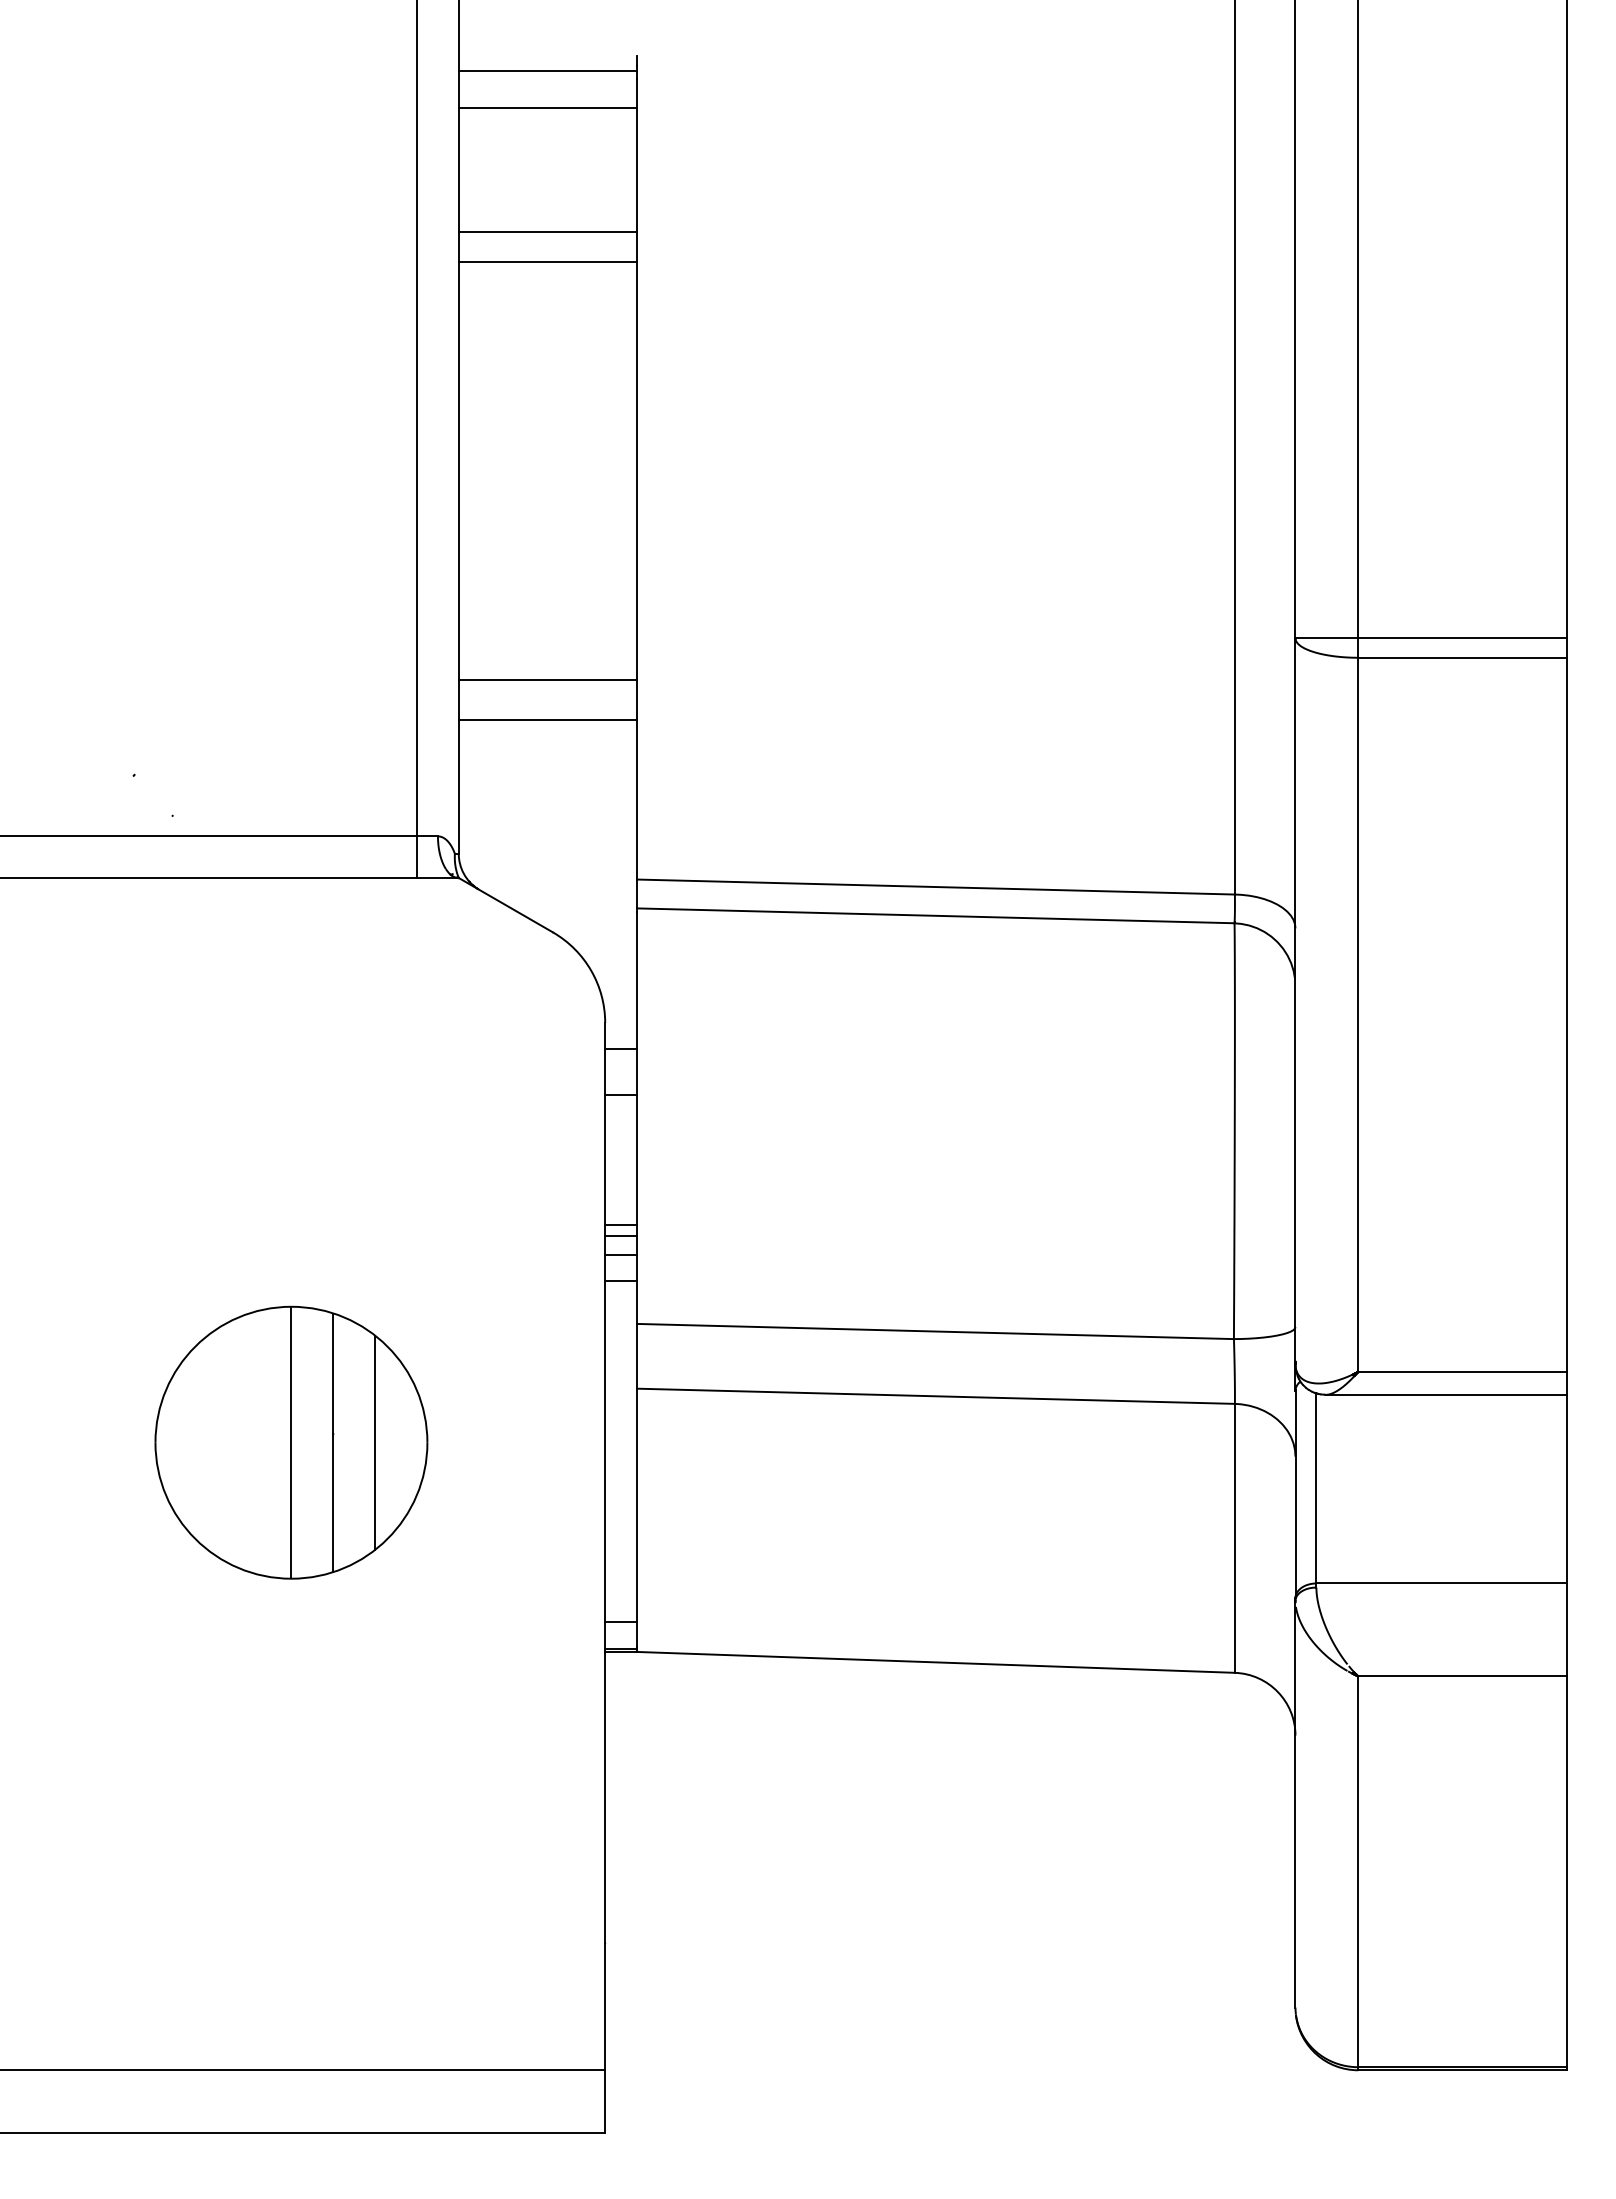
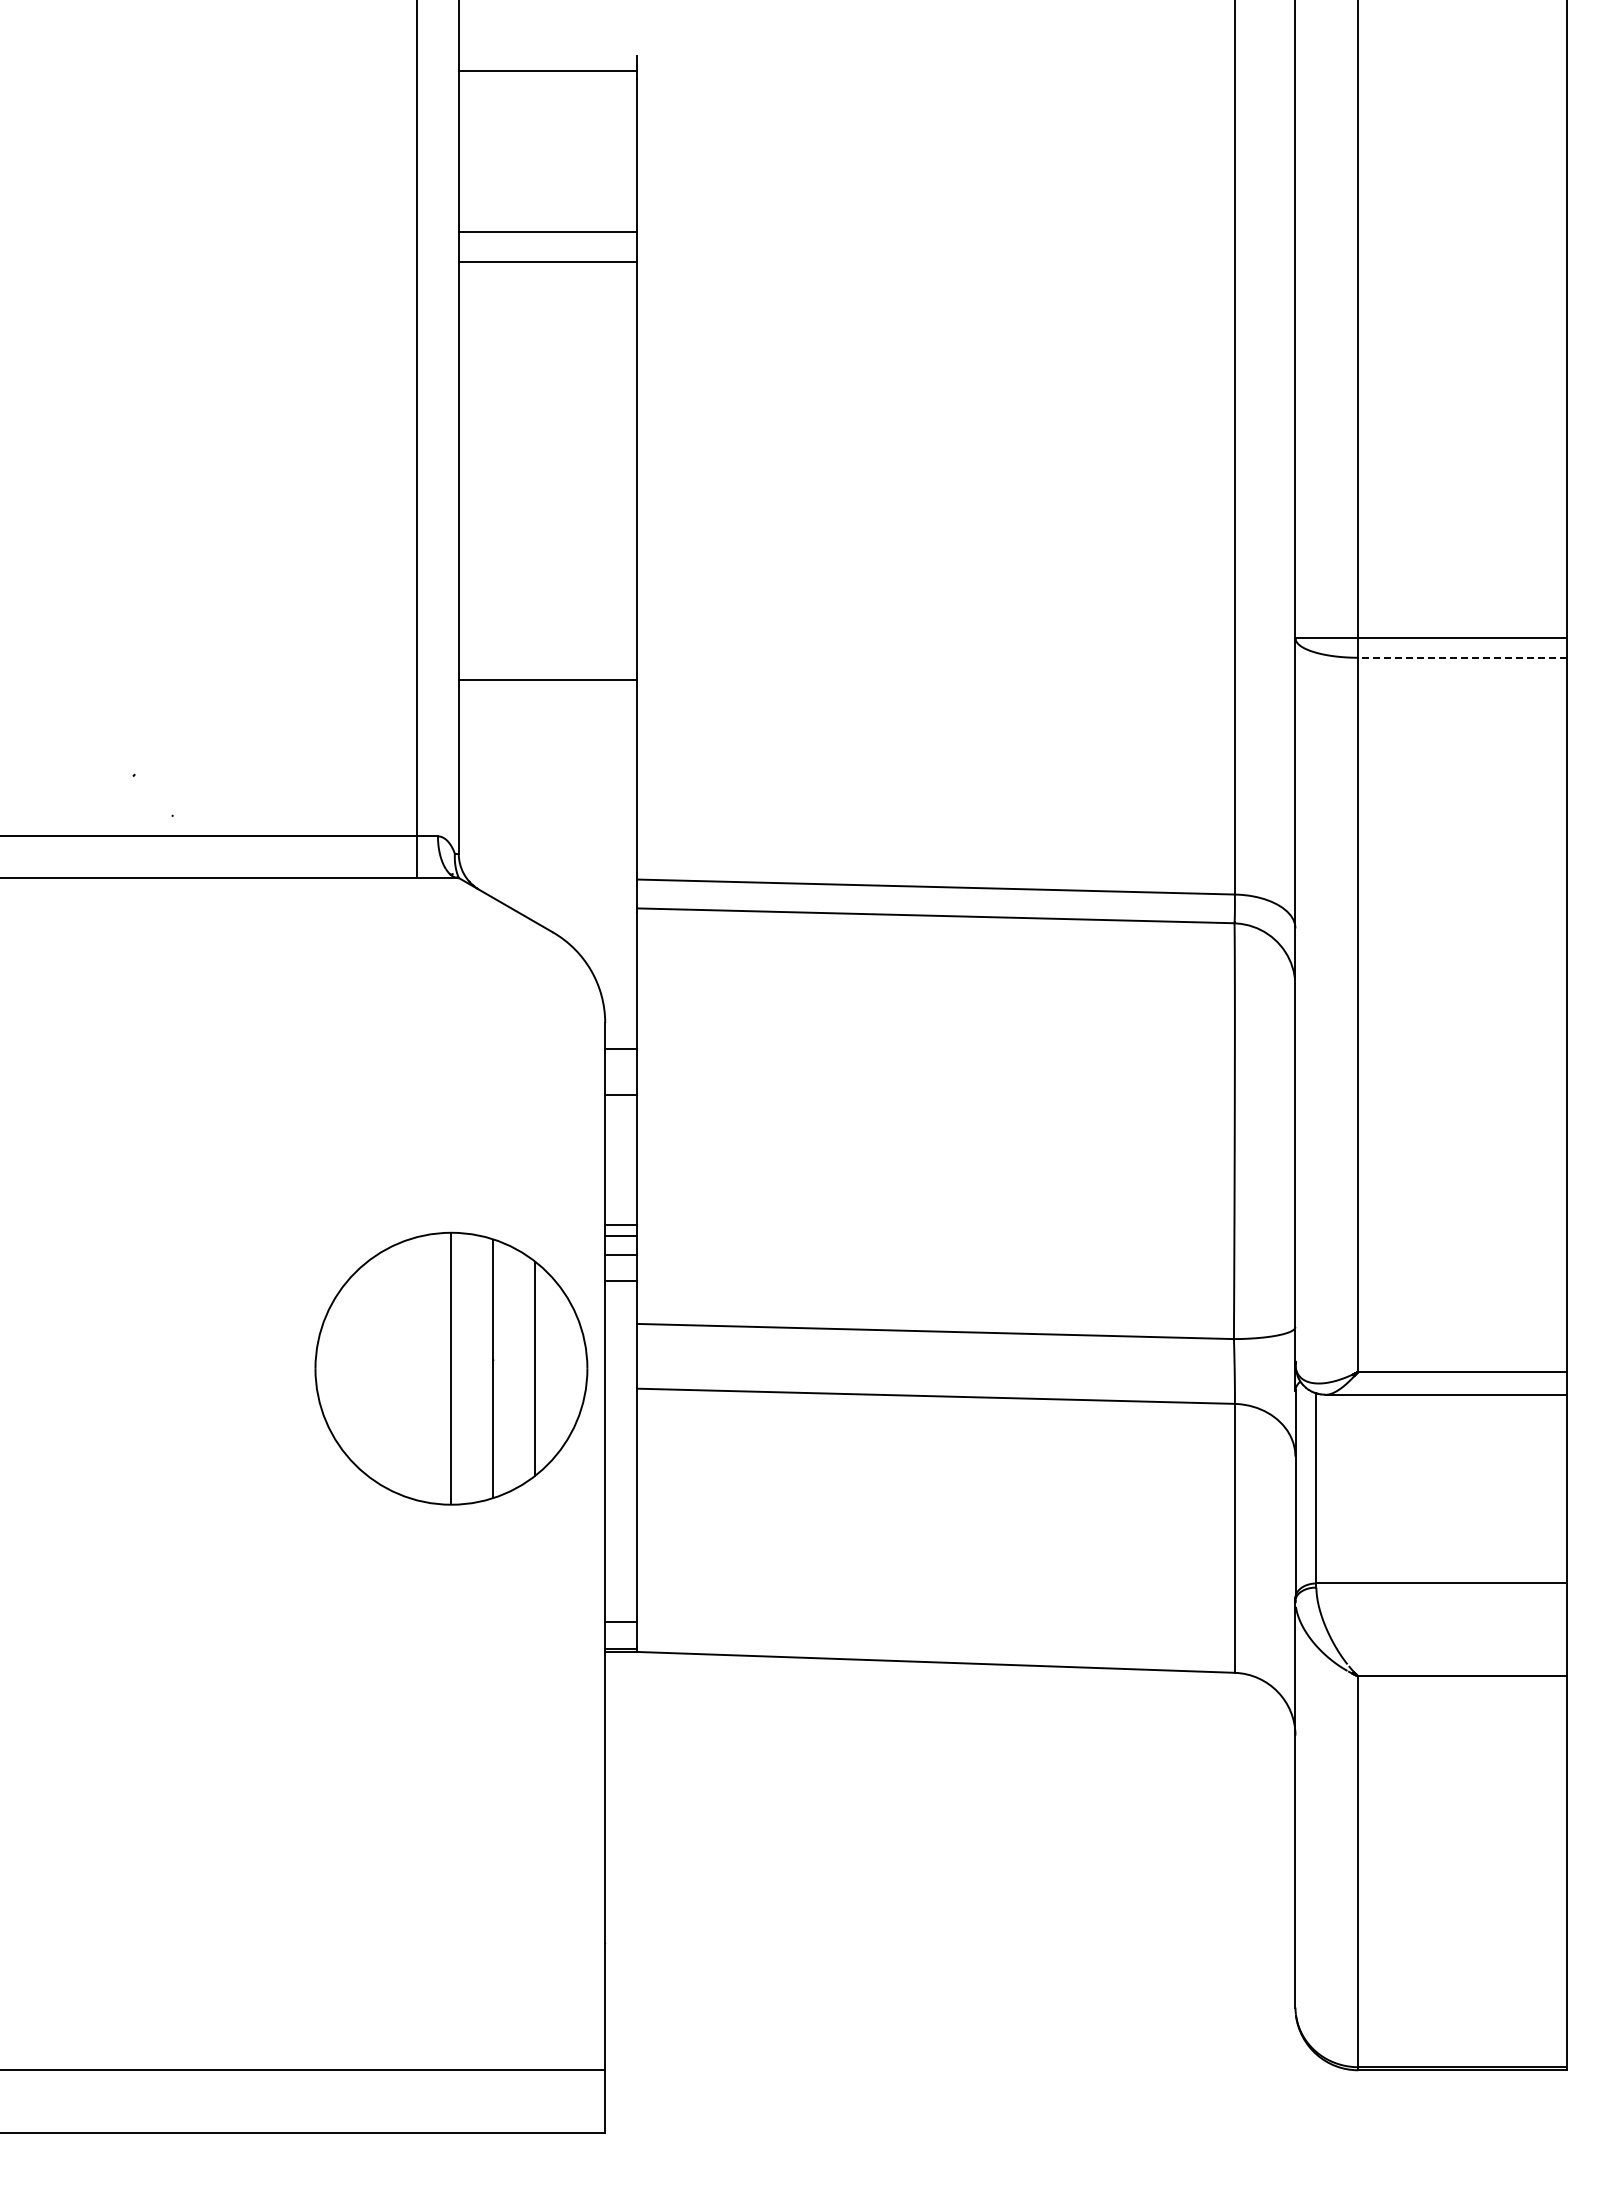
line: present -> none (547, 108)
line: solid -> dashed (1462, 657)
line: present -> none (547, 720)
part position: (291, 1442) -> (451, 1368) (451, 1368)
